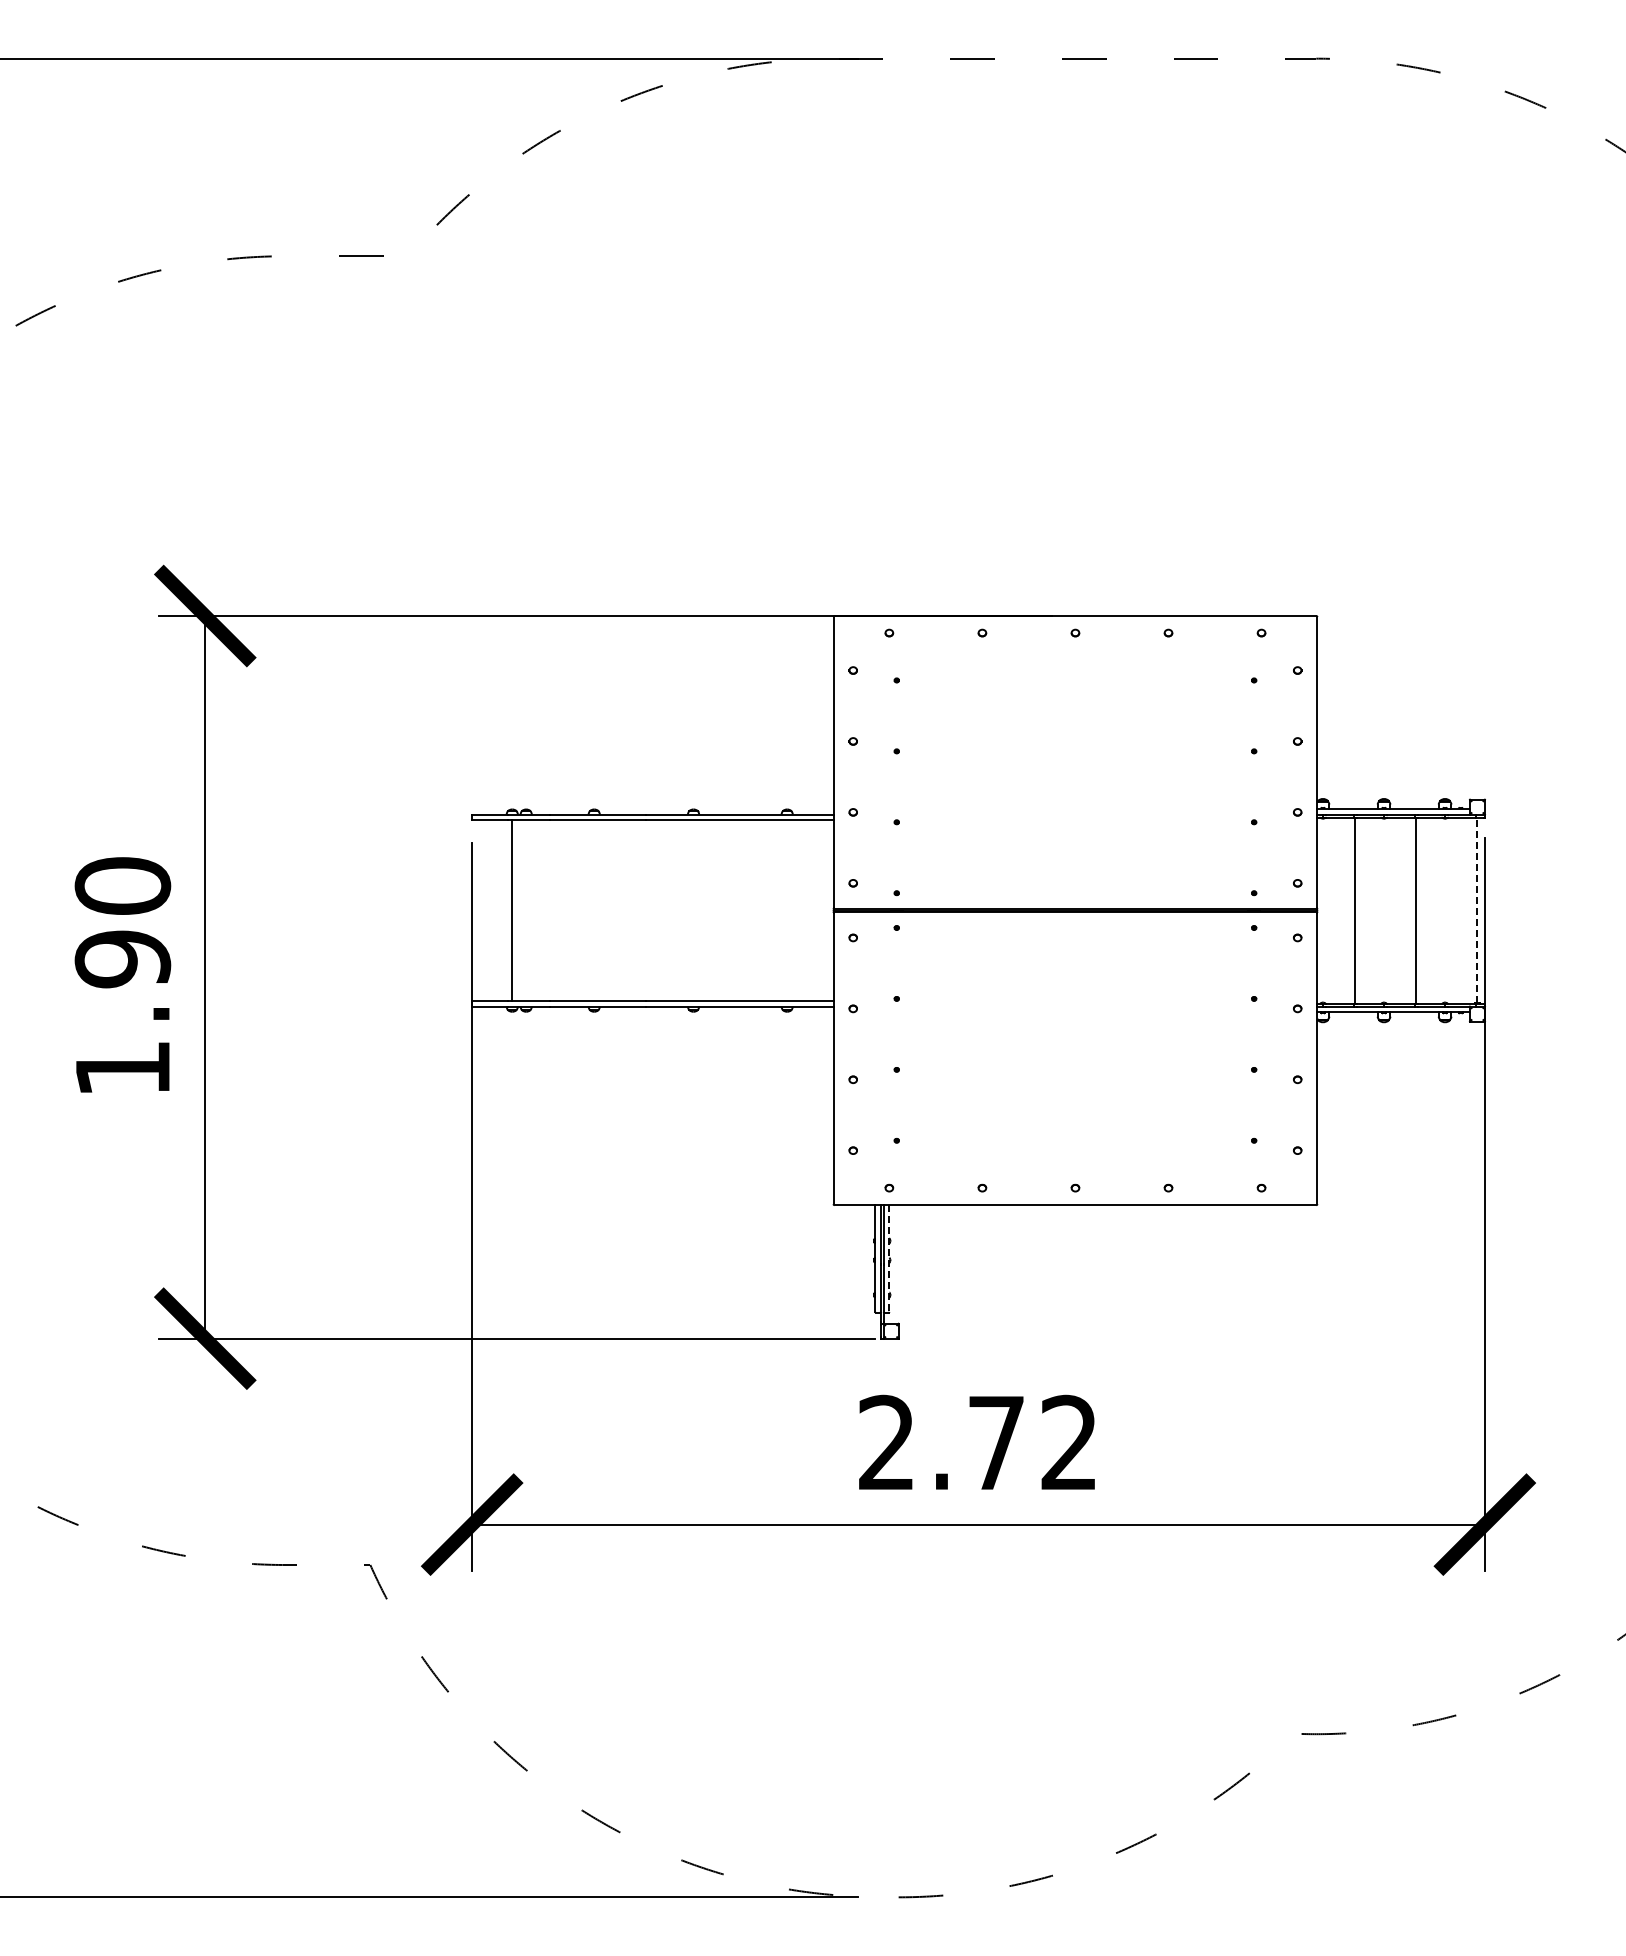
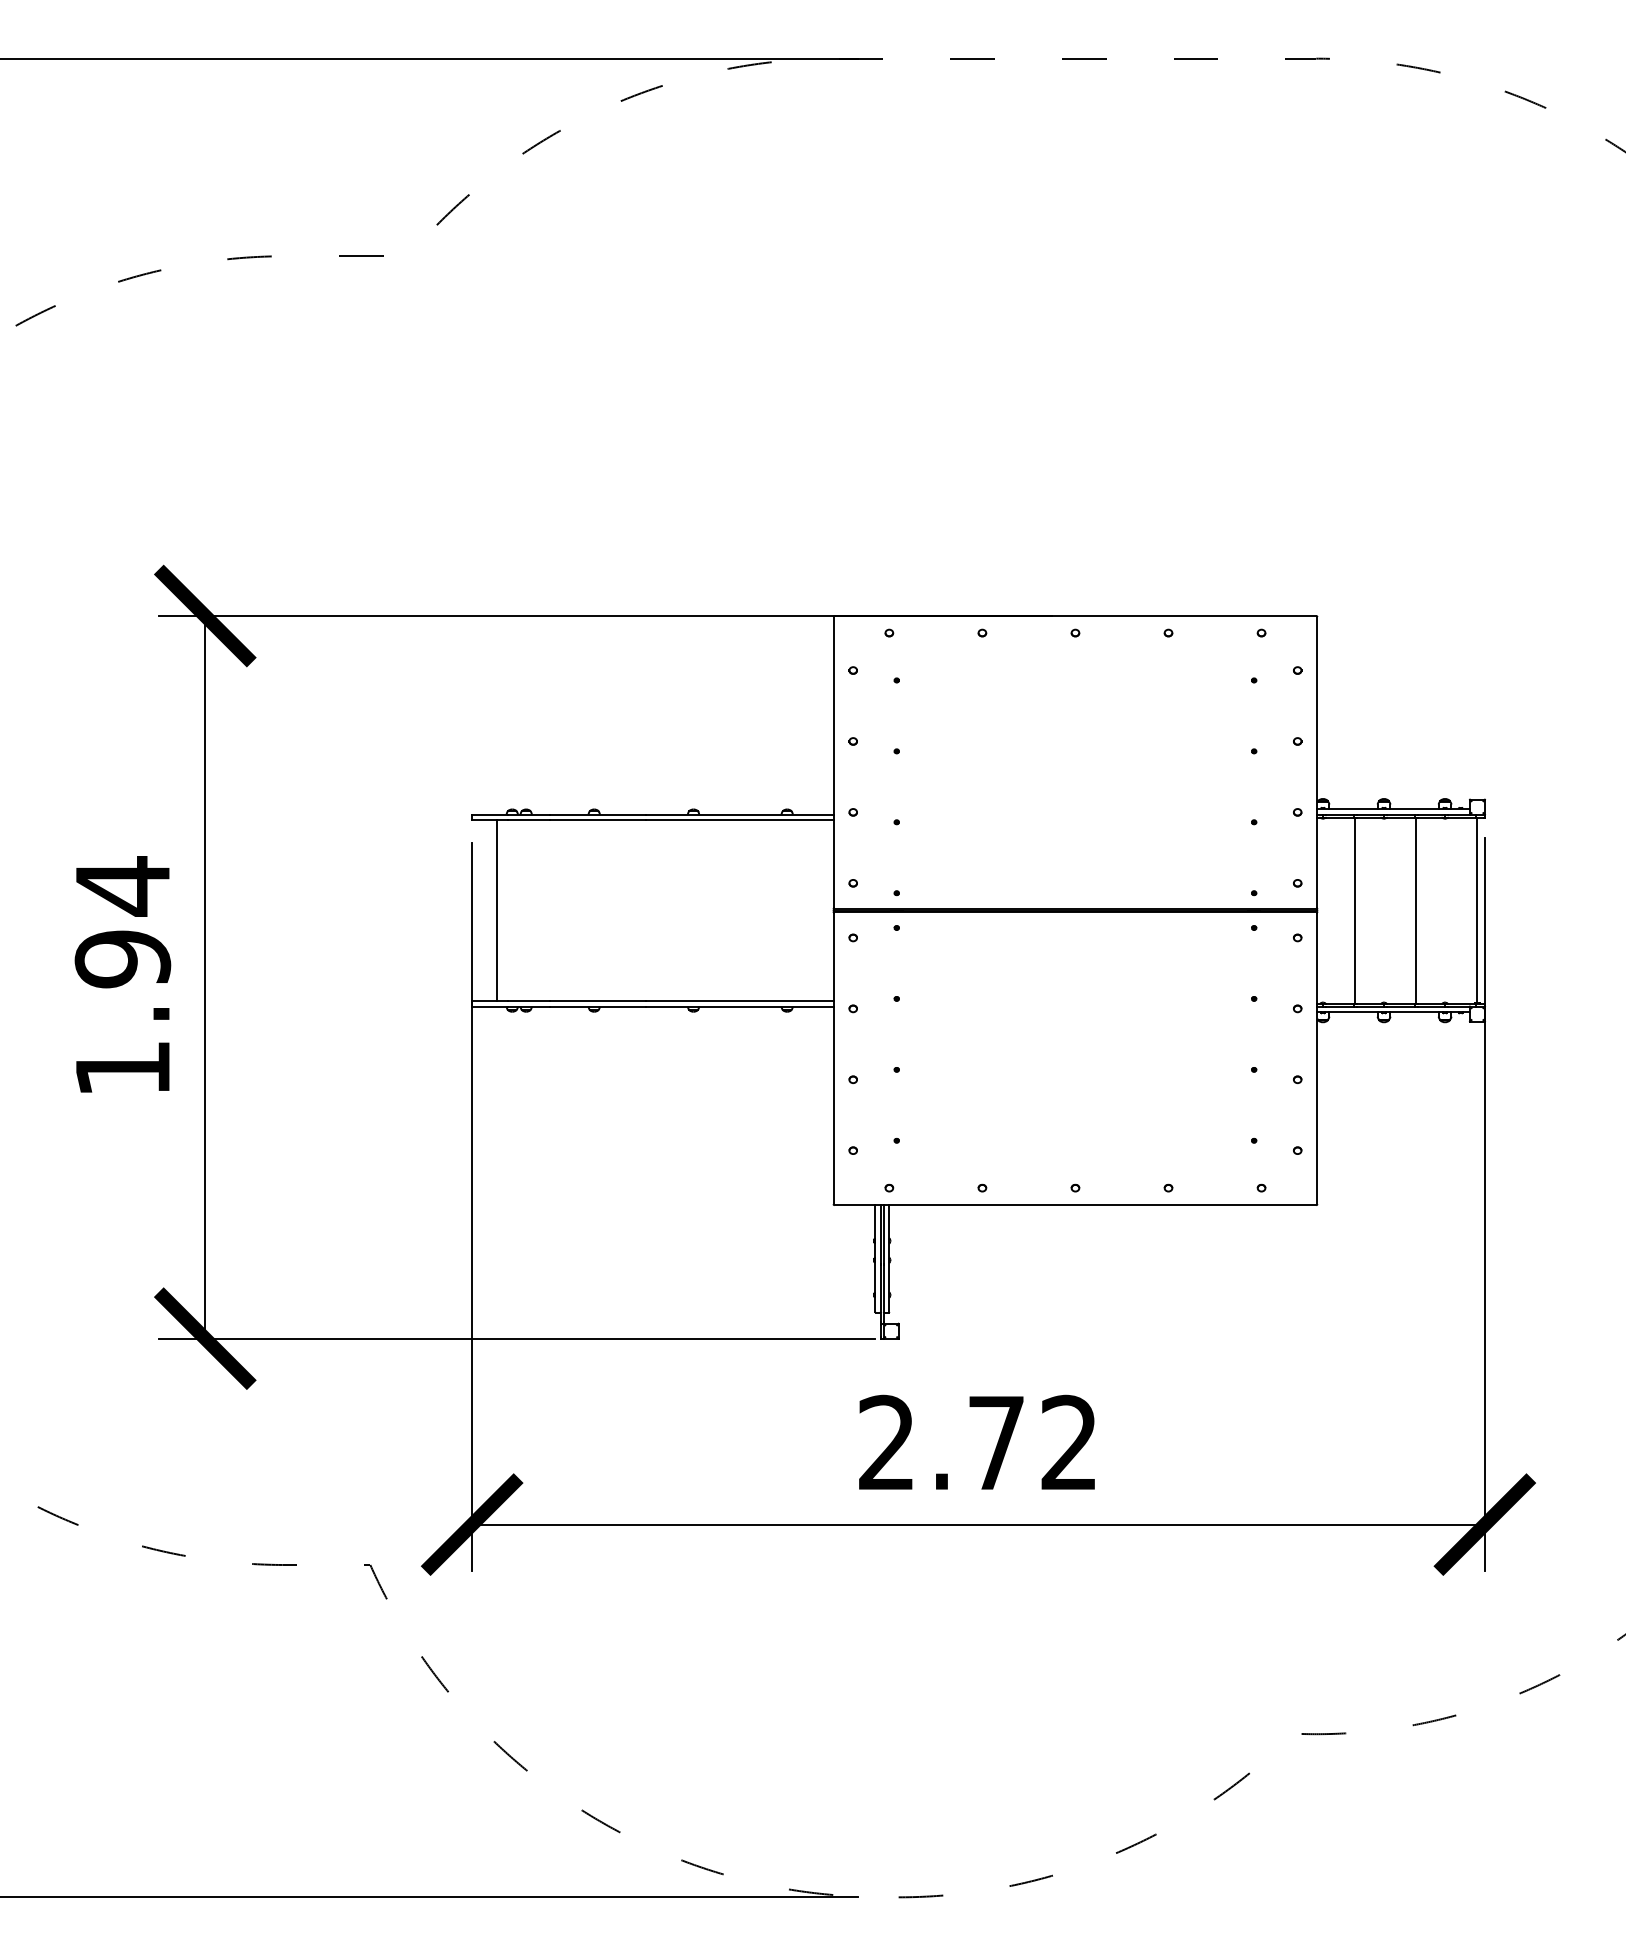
text: 1.90 -> 1.94 (122, 886)
line position: (512, 910) -> (497, 910) (497, 910)
line: dashed -> solid (1477, 910)
line: dashed -> solid (889, 1259)
